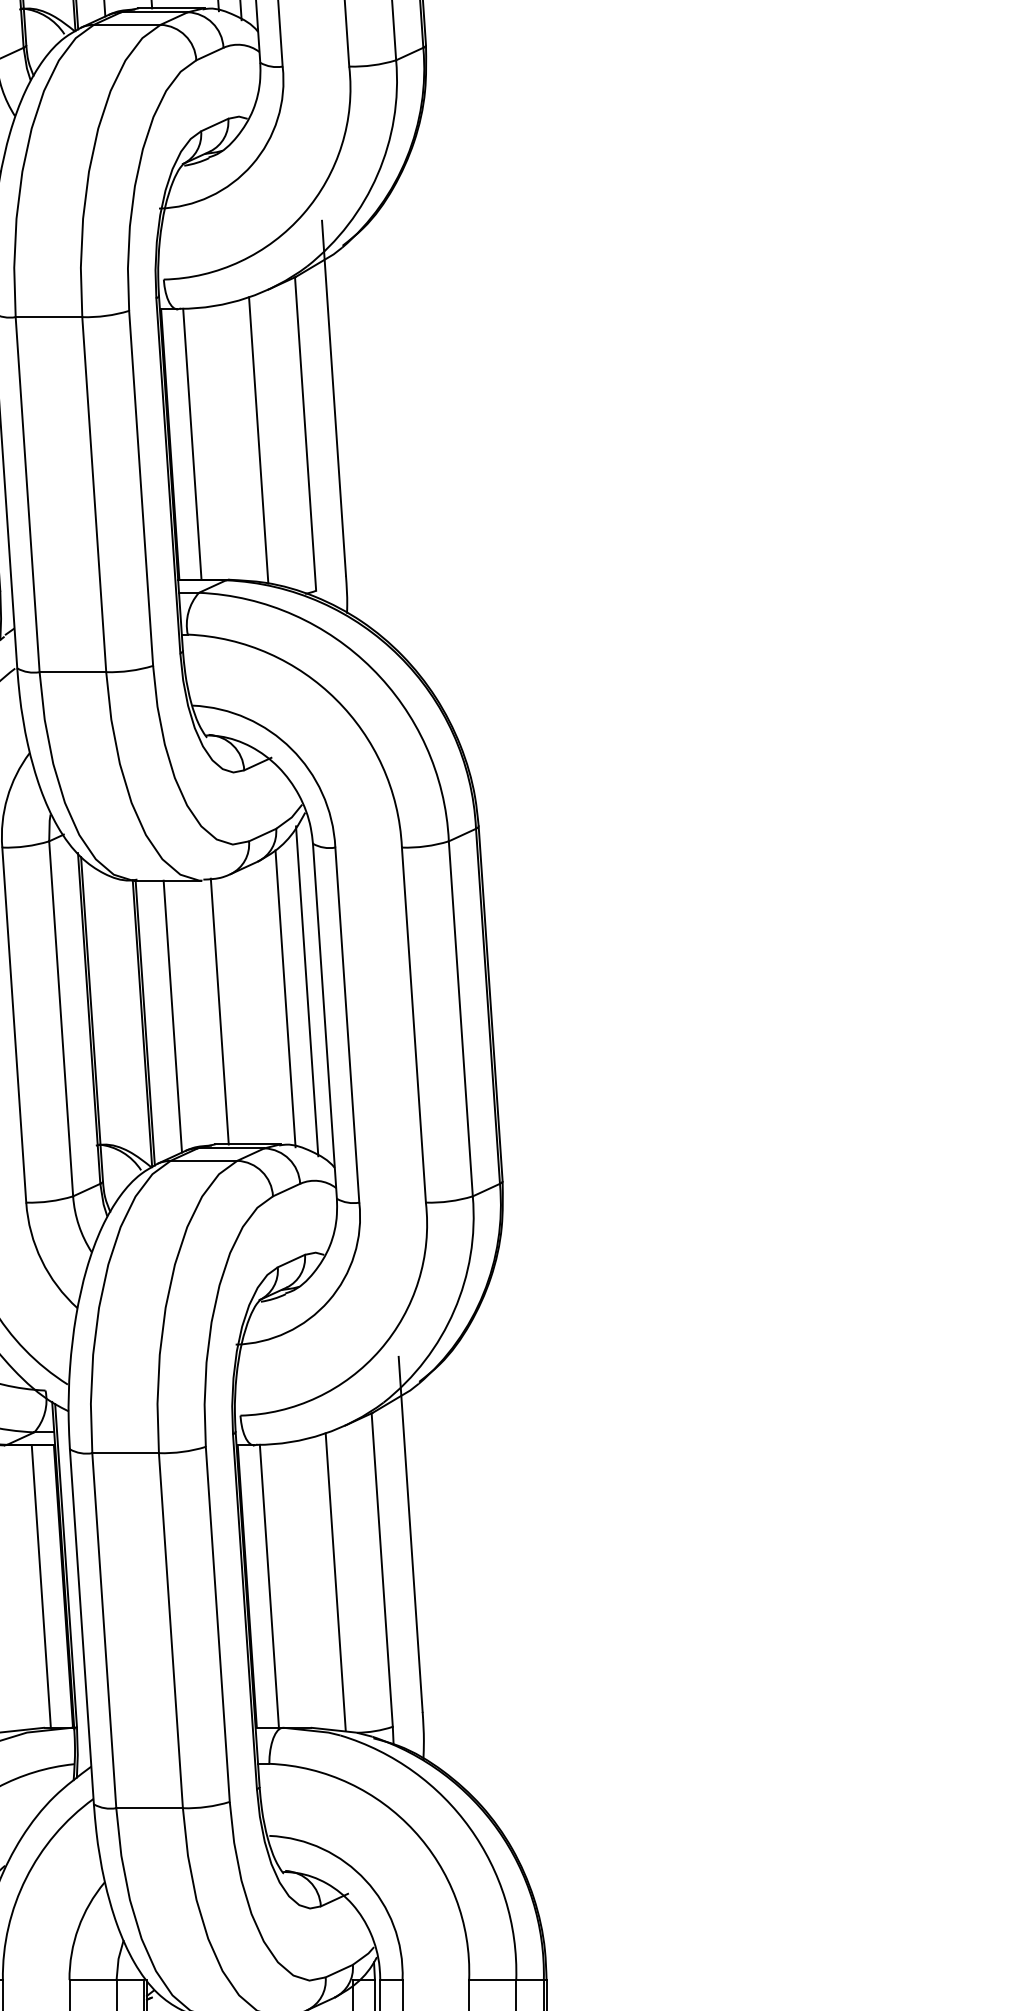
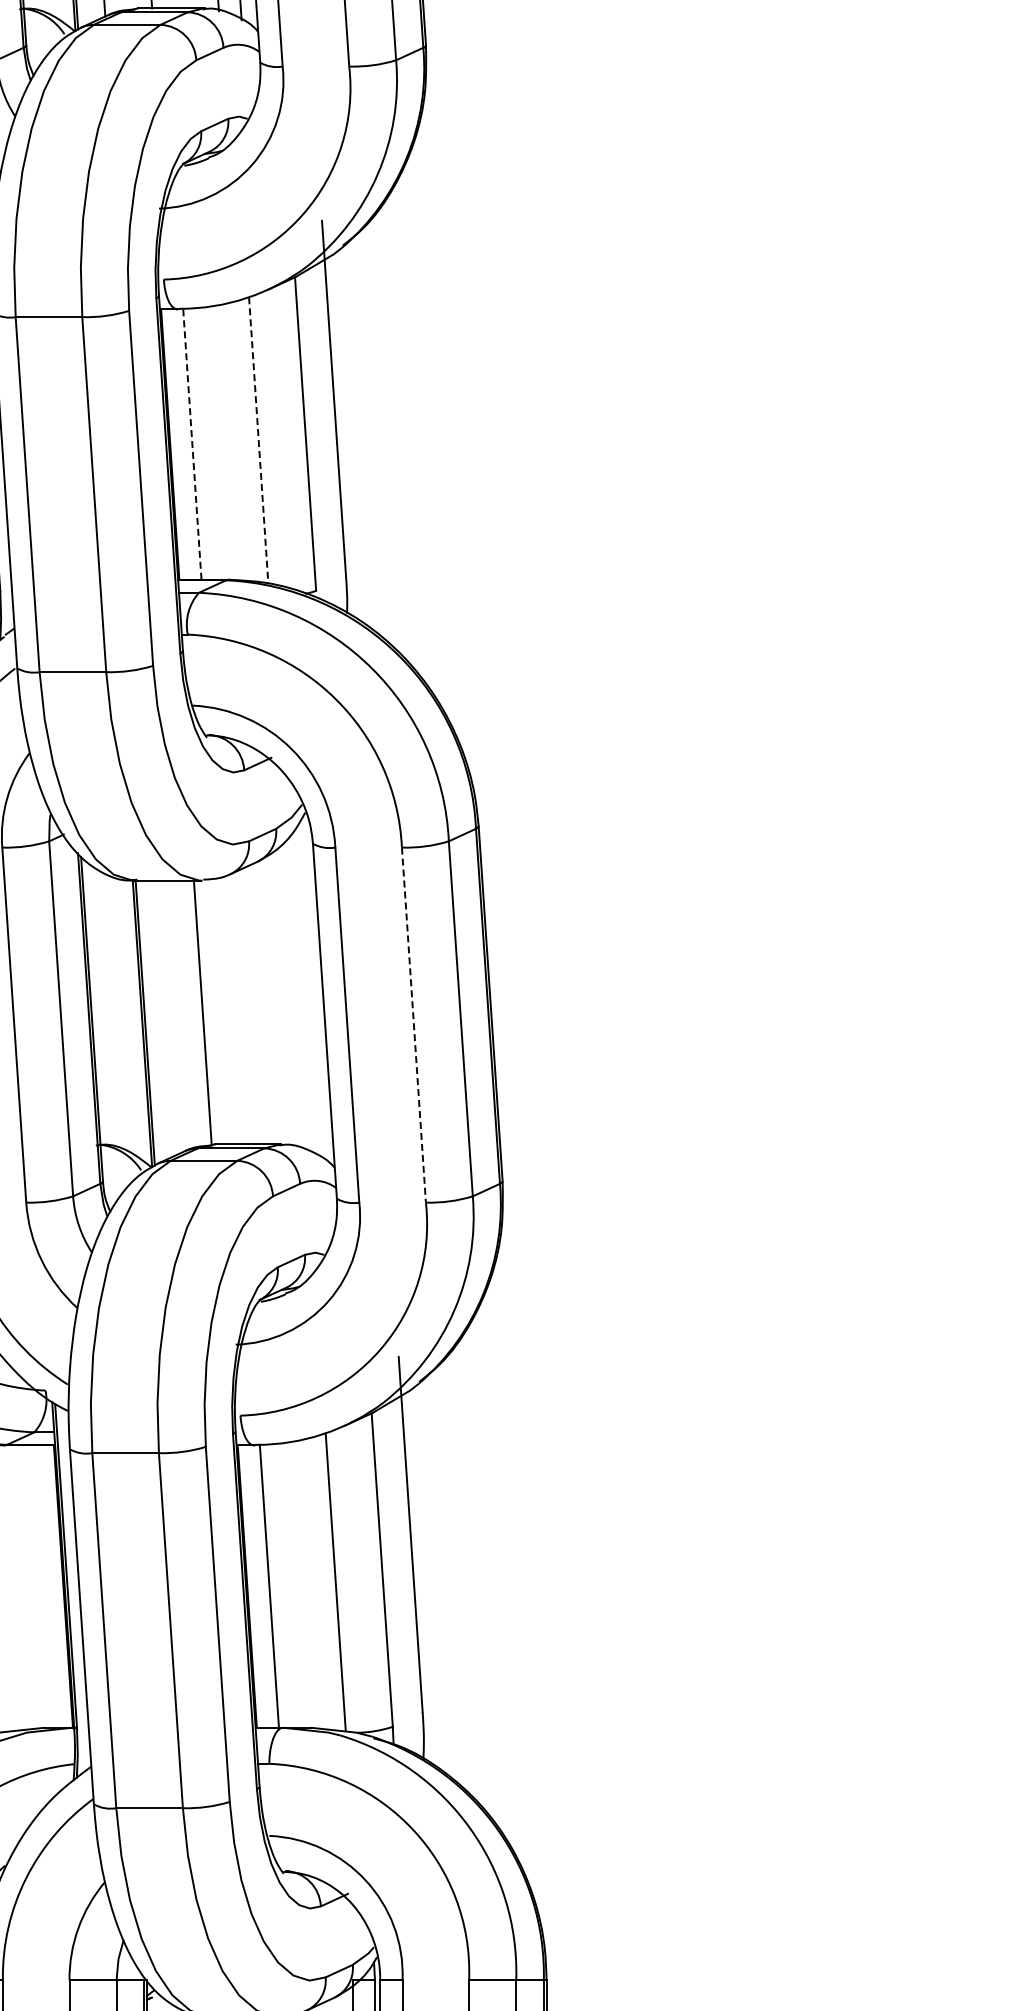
line: solid -> dashed (258, 440)
line: solid -> dashed (192, 444)
line: present -> none (307, 991)
line: present -> none (285, 998)
line position: (219, 1011) -> (202, 1012) (202, 1012)
line: present -> none (172, 1016)
line: solid -> dashed (413, 1025)
line: present -> none (40, 1586)
